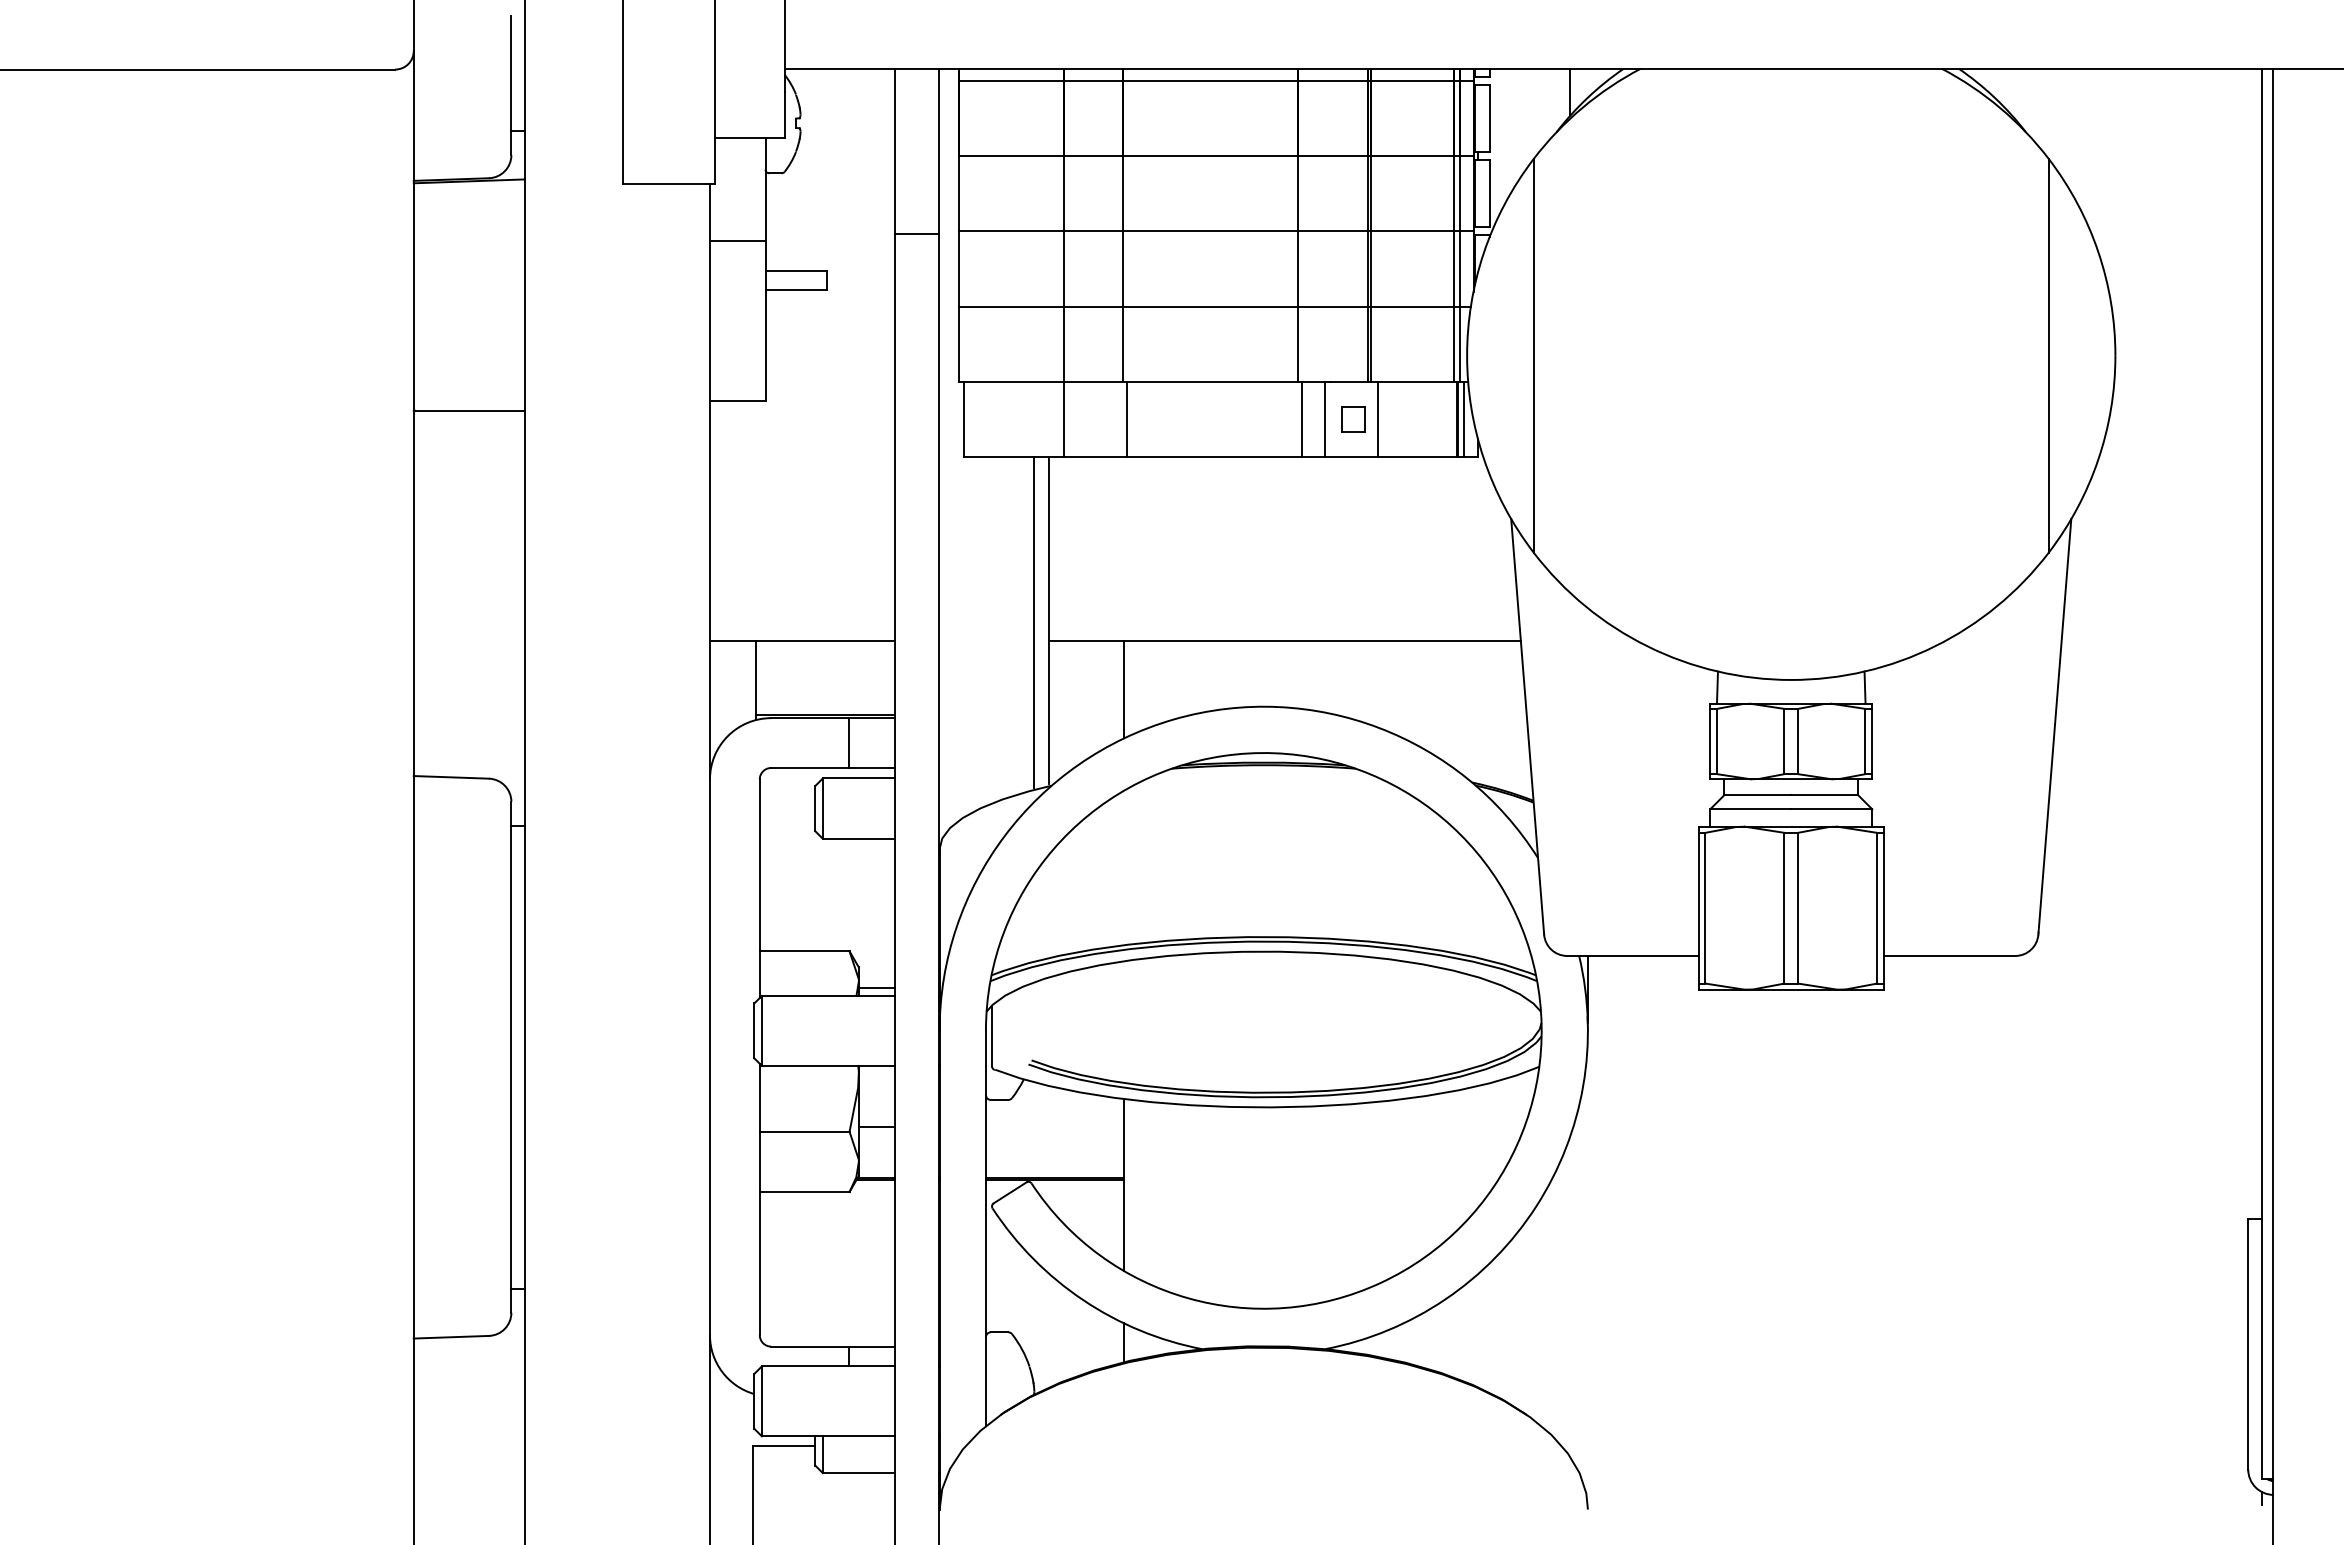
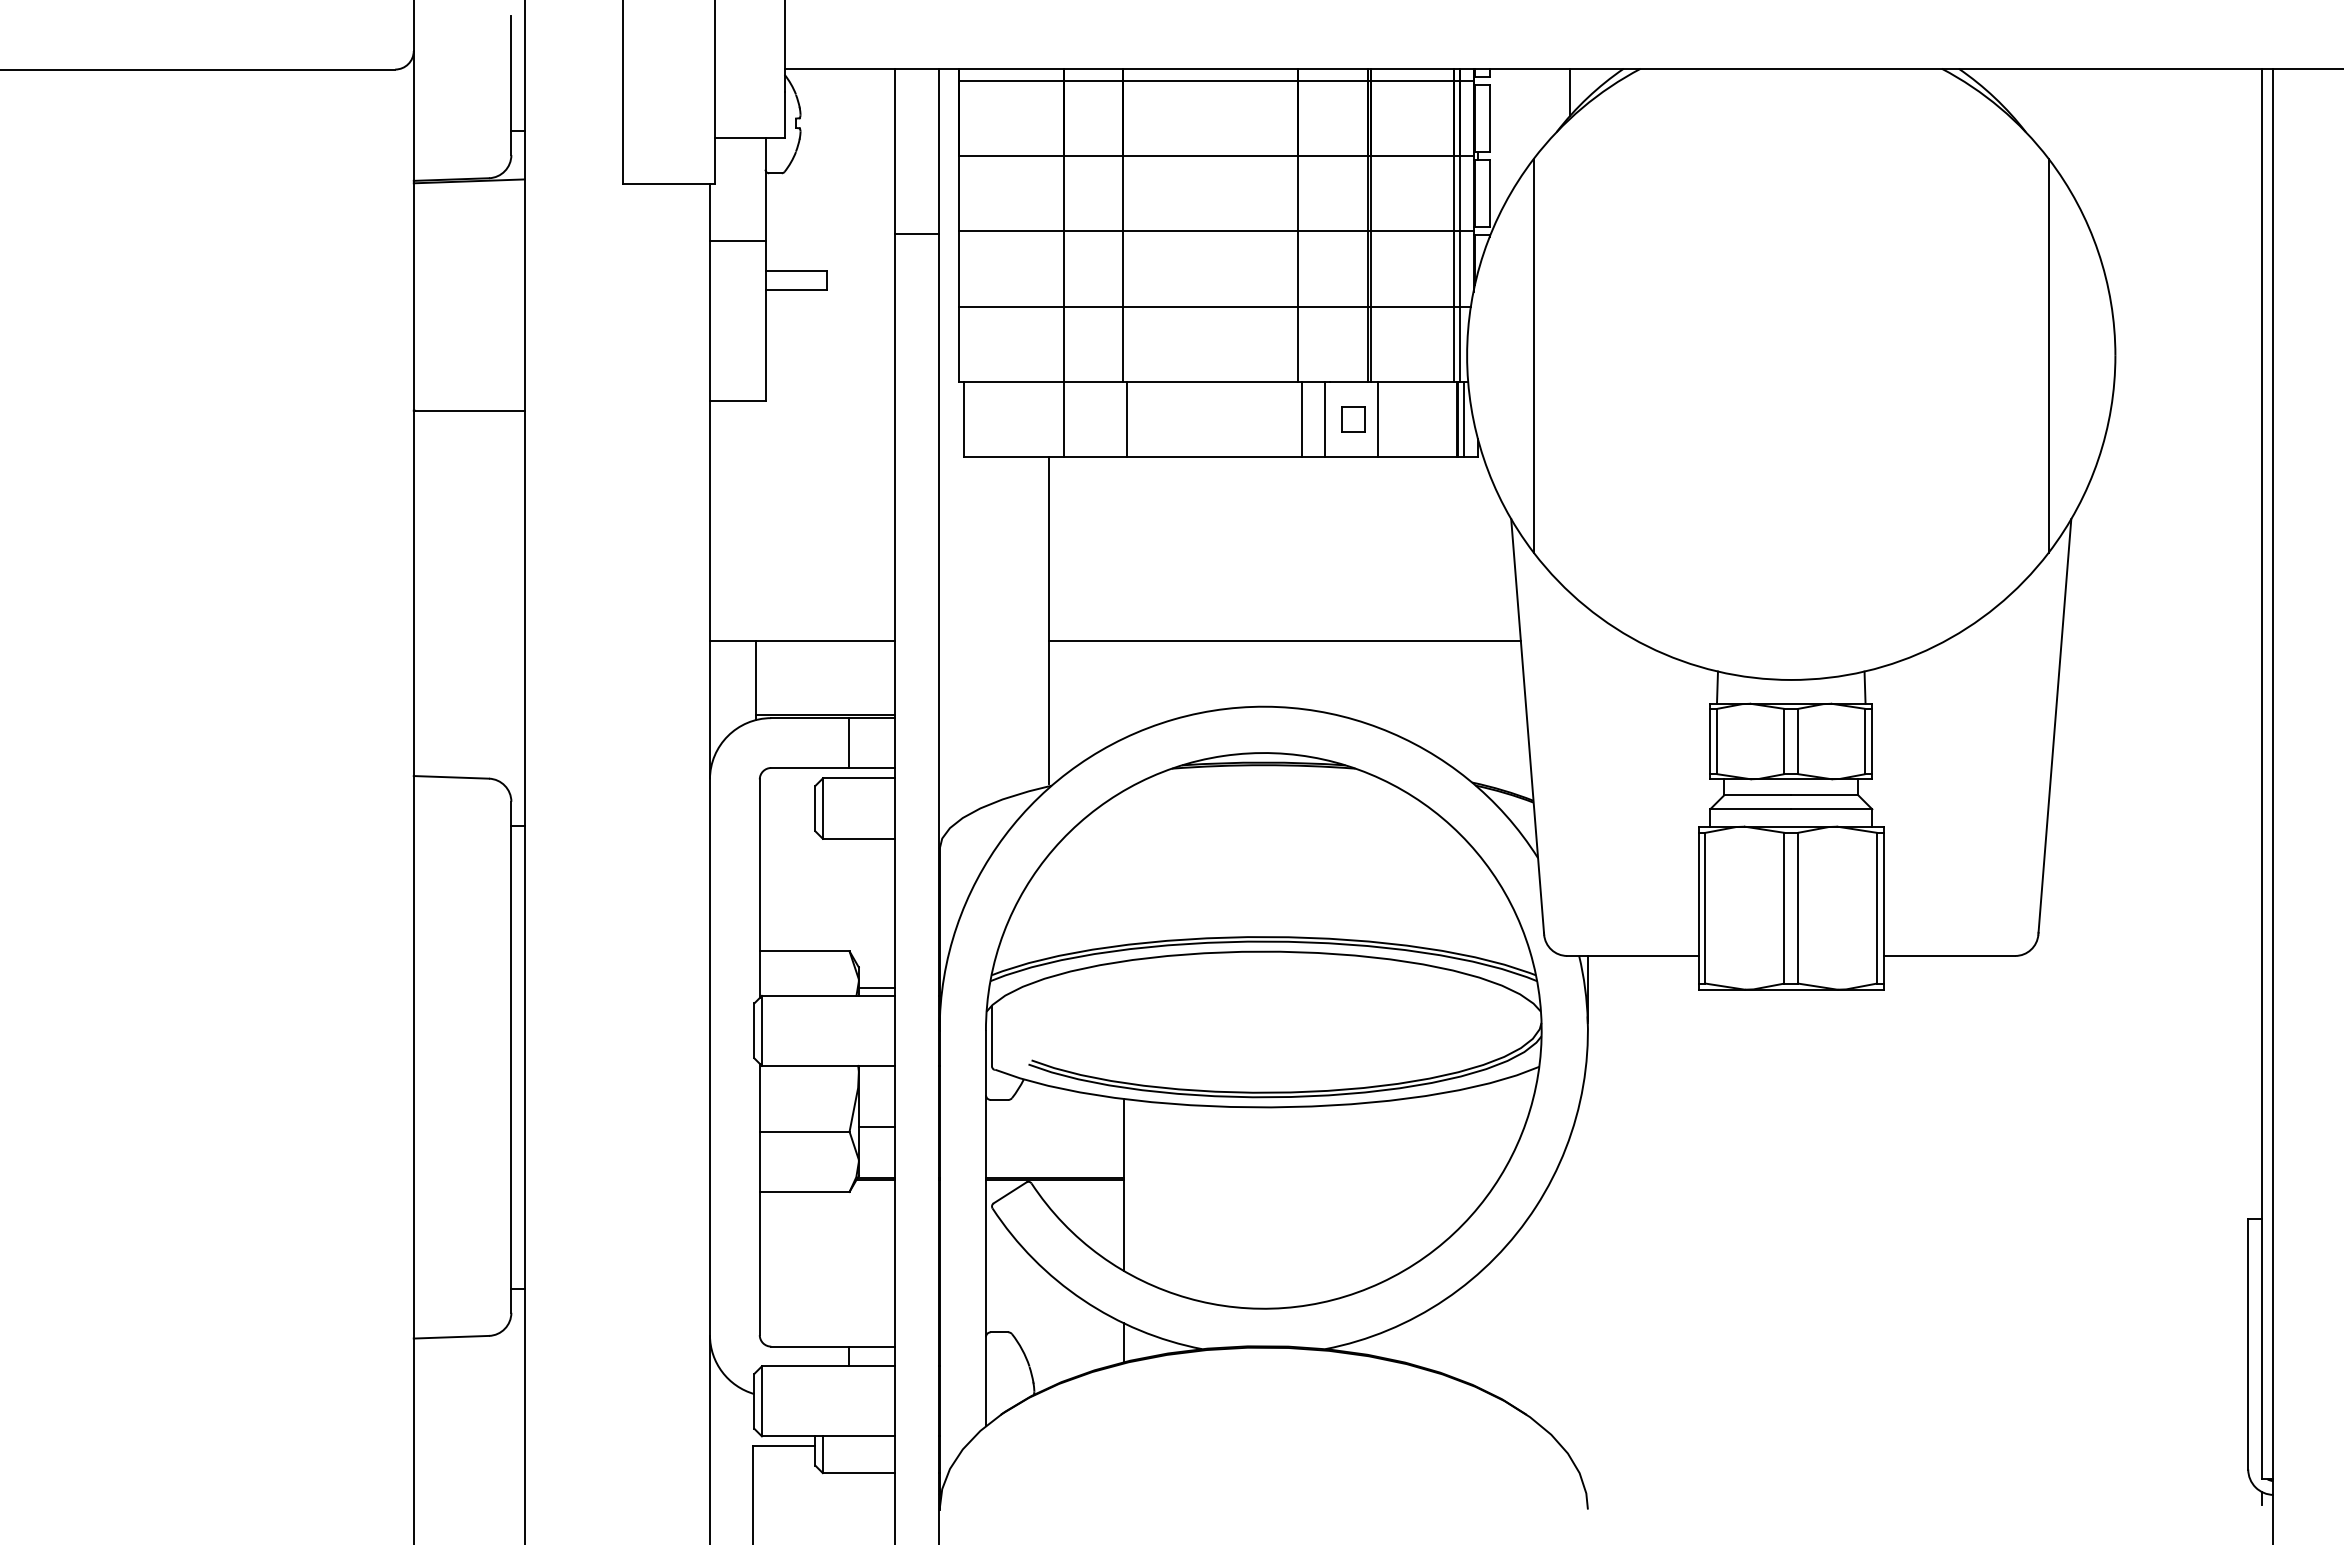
line: present -> none (1034, 621)
line: present -> none (1123, 689)
